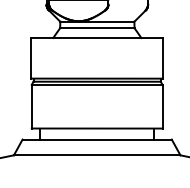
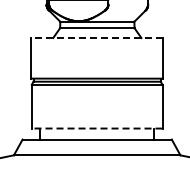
line: solid -> dashed (97, 38)
line: solid -> dashed (96, 128)
